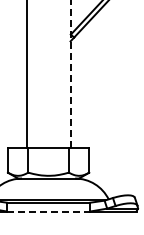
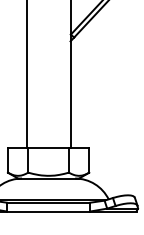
line: dashed -> solid (70, 73)
line: dashed -> solid (48, 211)
